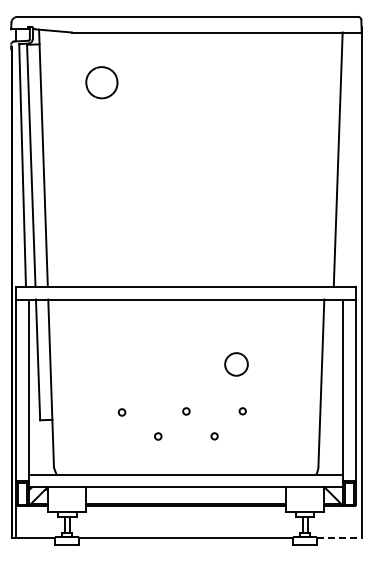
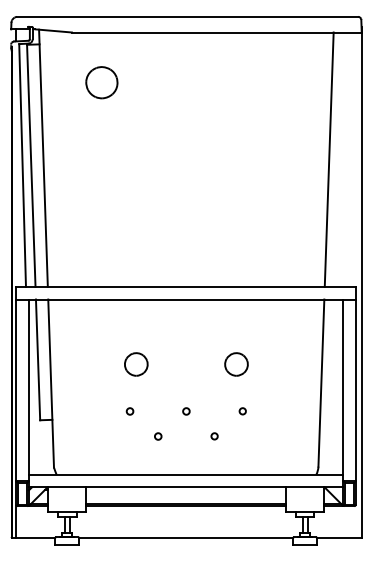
line position: (337, 159) -> (328, 159) (328, 159)
part: none -> present (136, 364)
circle position: (121, 412) -> (129, 411) (129, 411)
line: dashed -> solid (339, 537)
